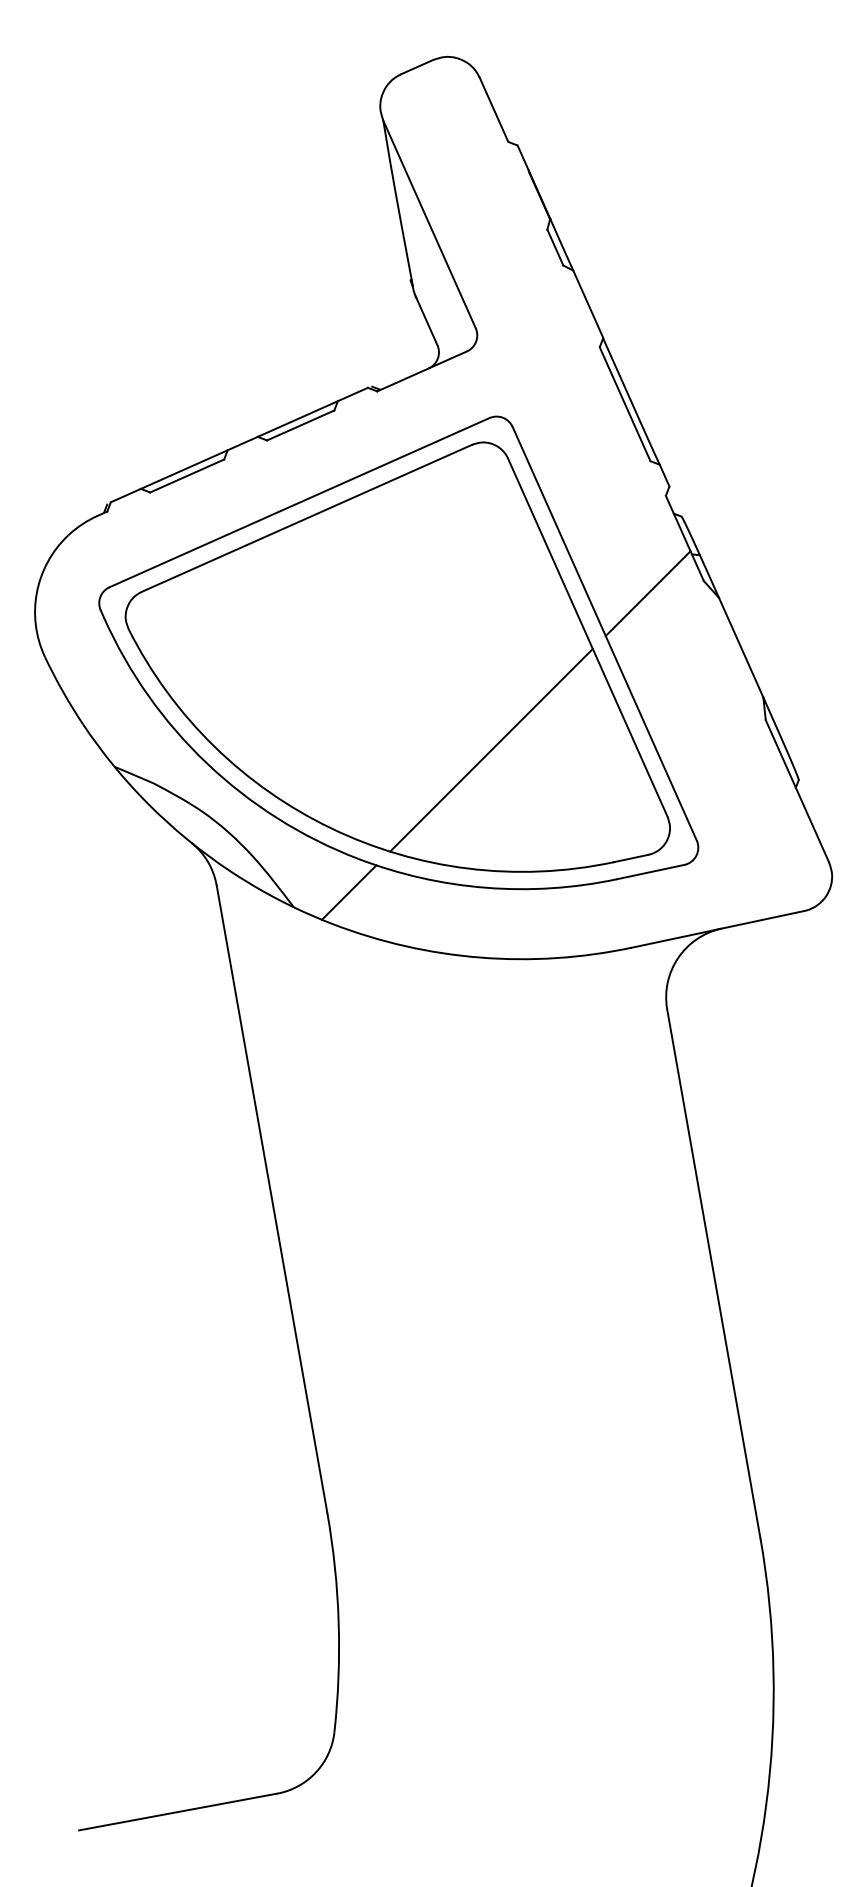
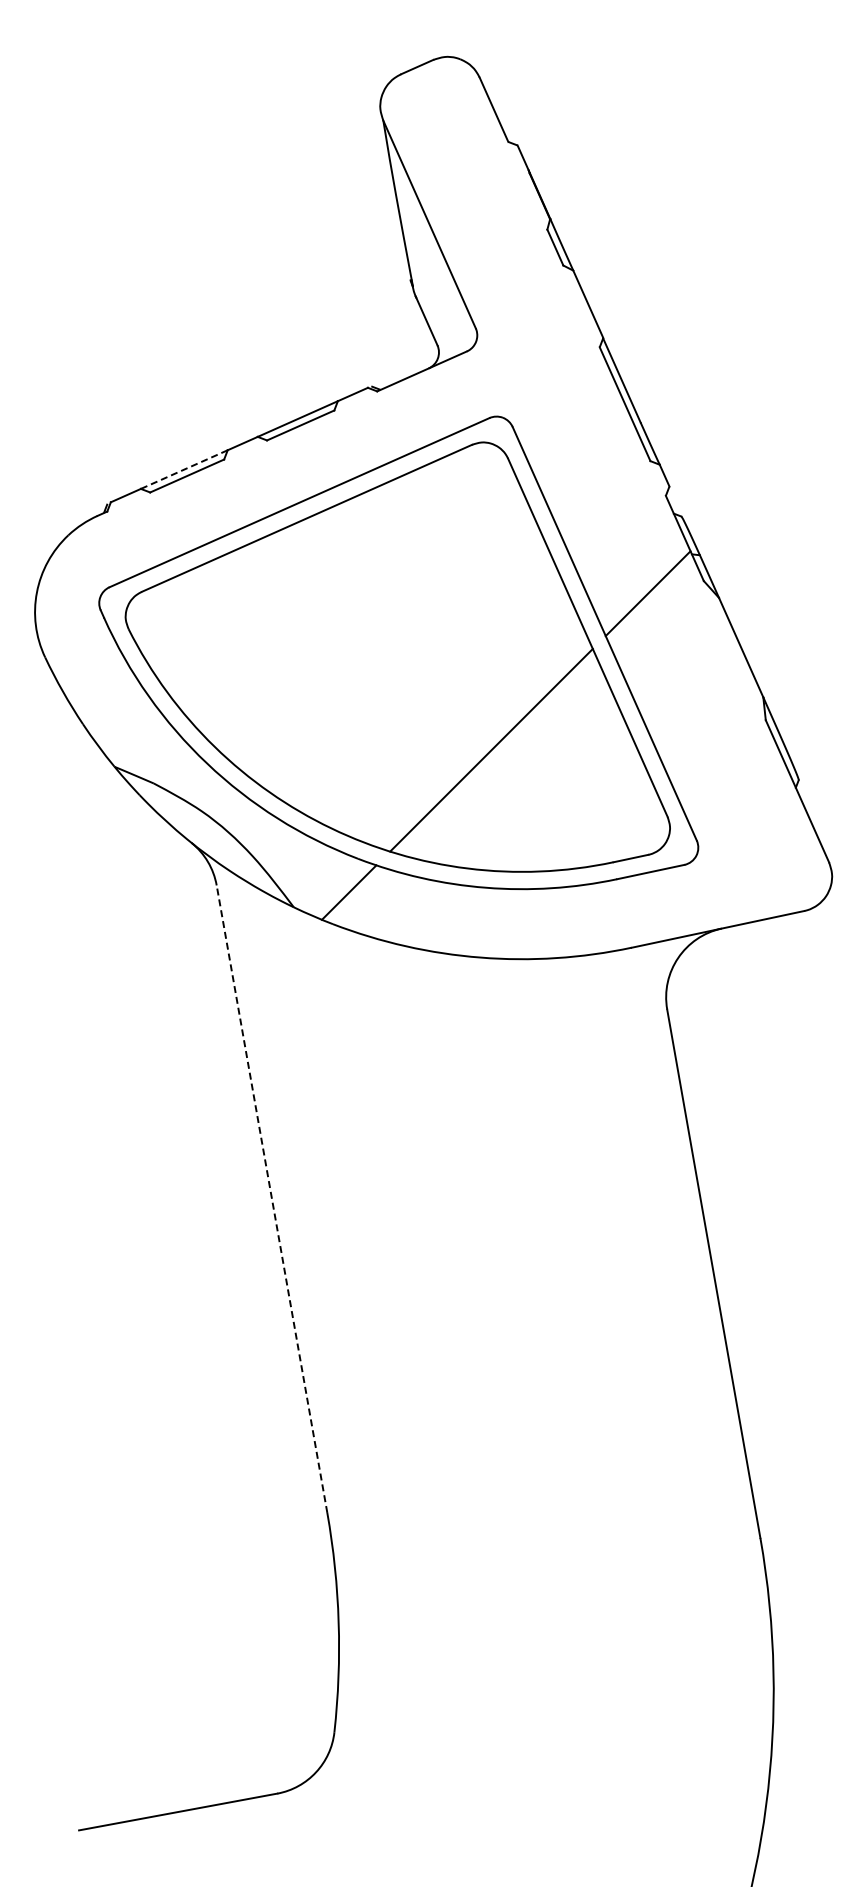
line: solid -> dashed (184, 469)
line: solid -> dashed (272, 1199)
